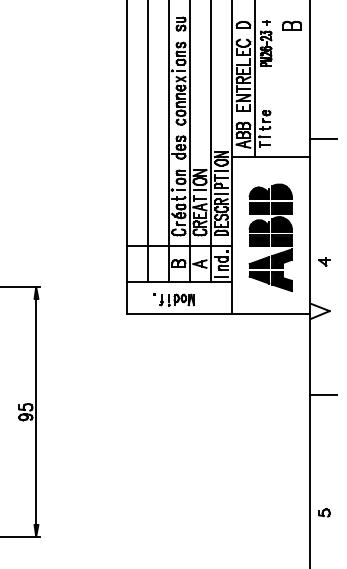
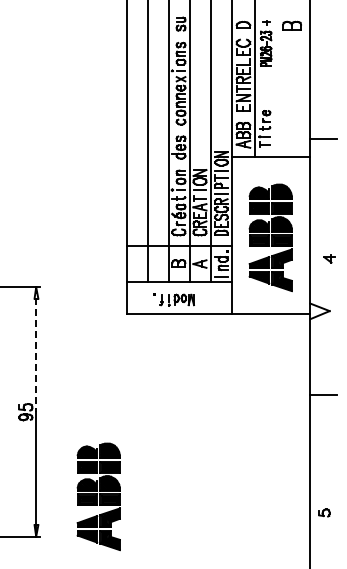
part position: (324, 261) -> (329, 258) (329, 258)
line: solid -> dashed (36, 350)
part: none -> present (98, 496)
